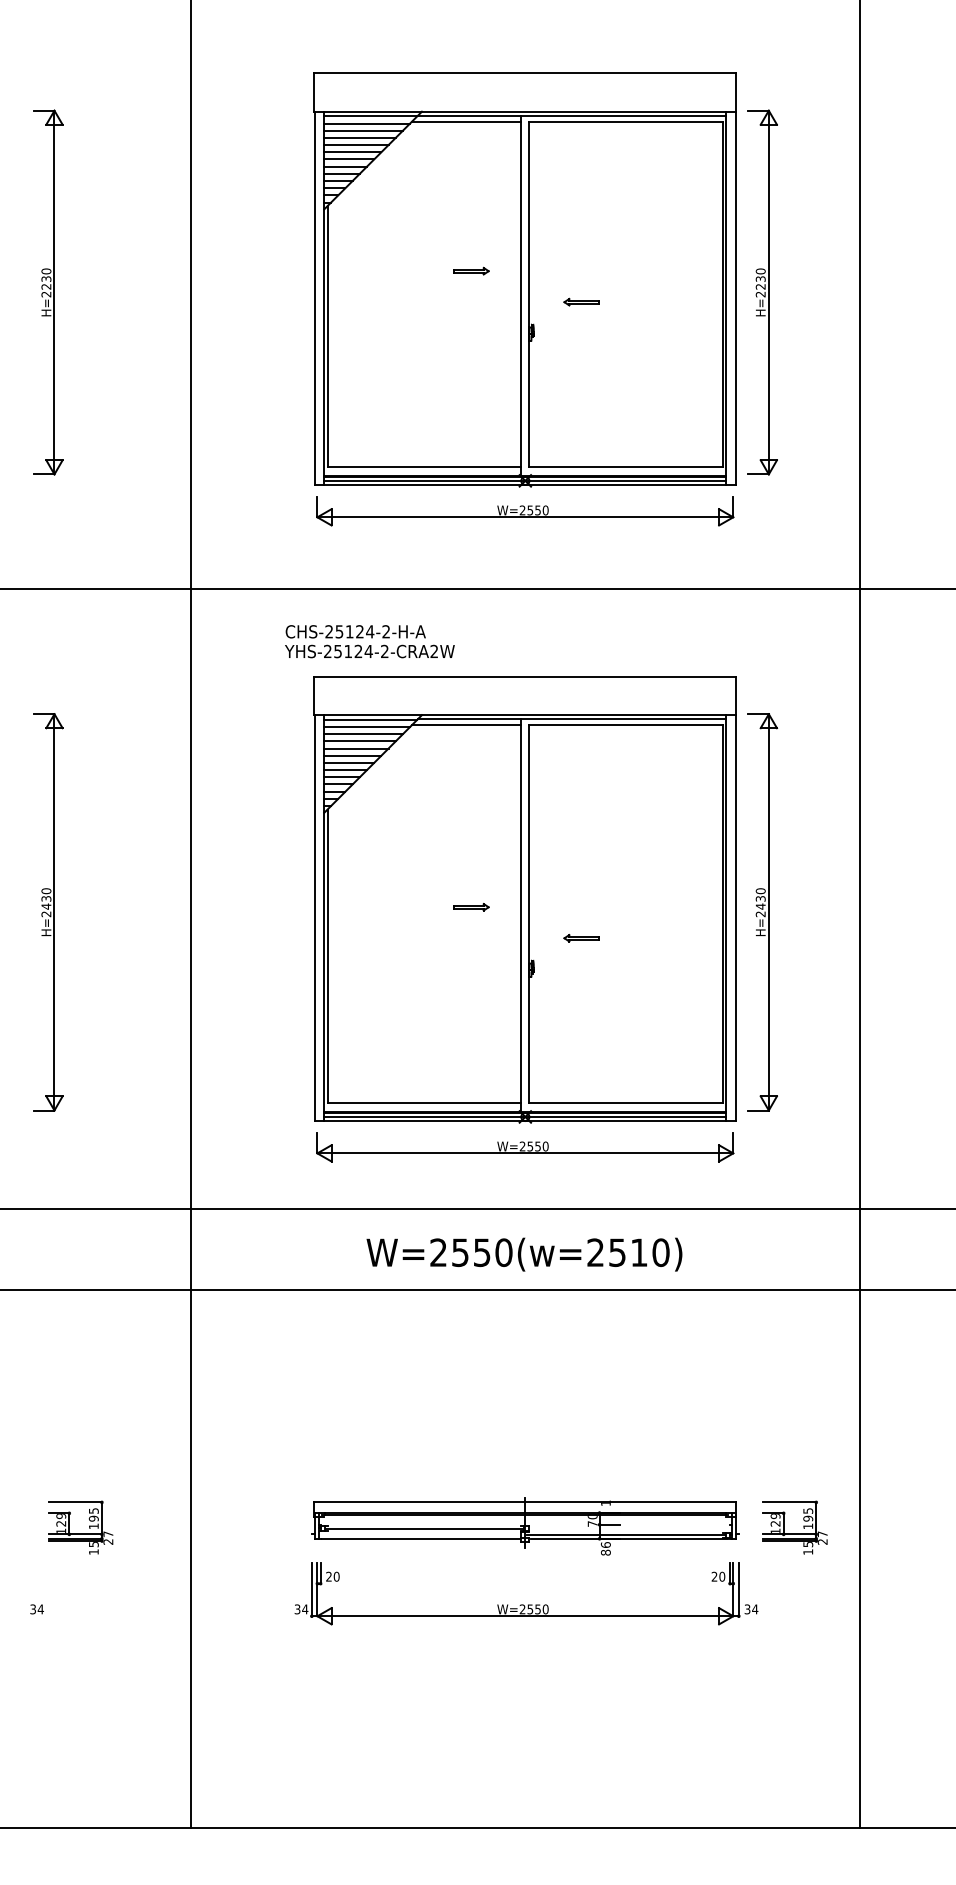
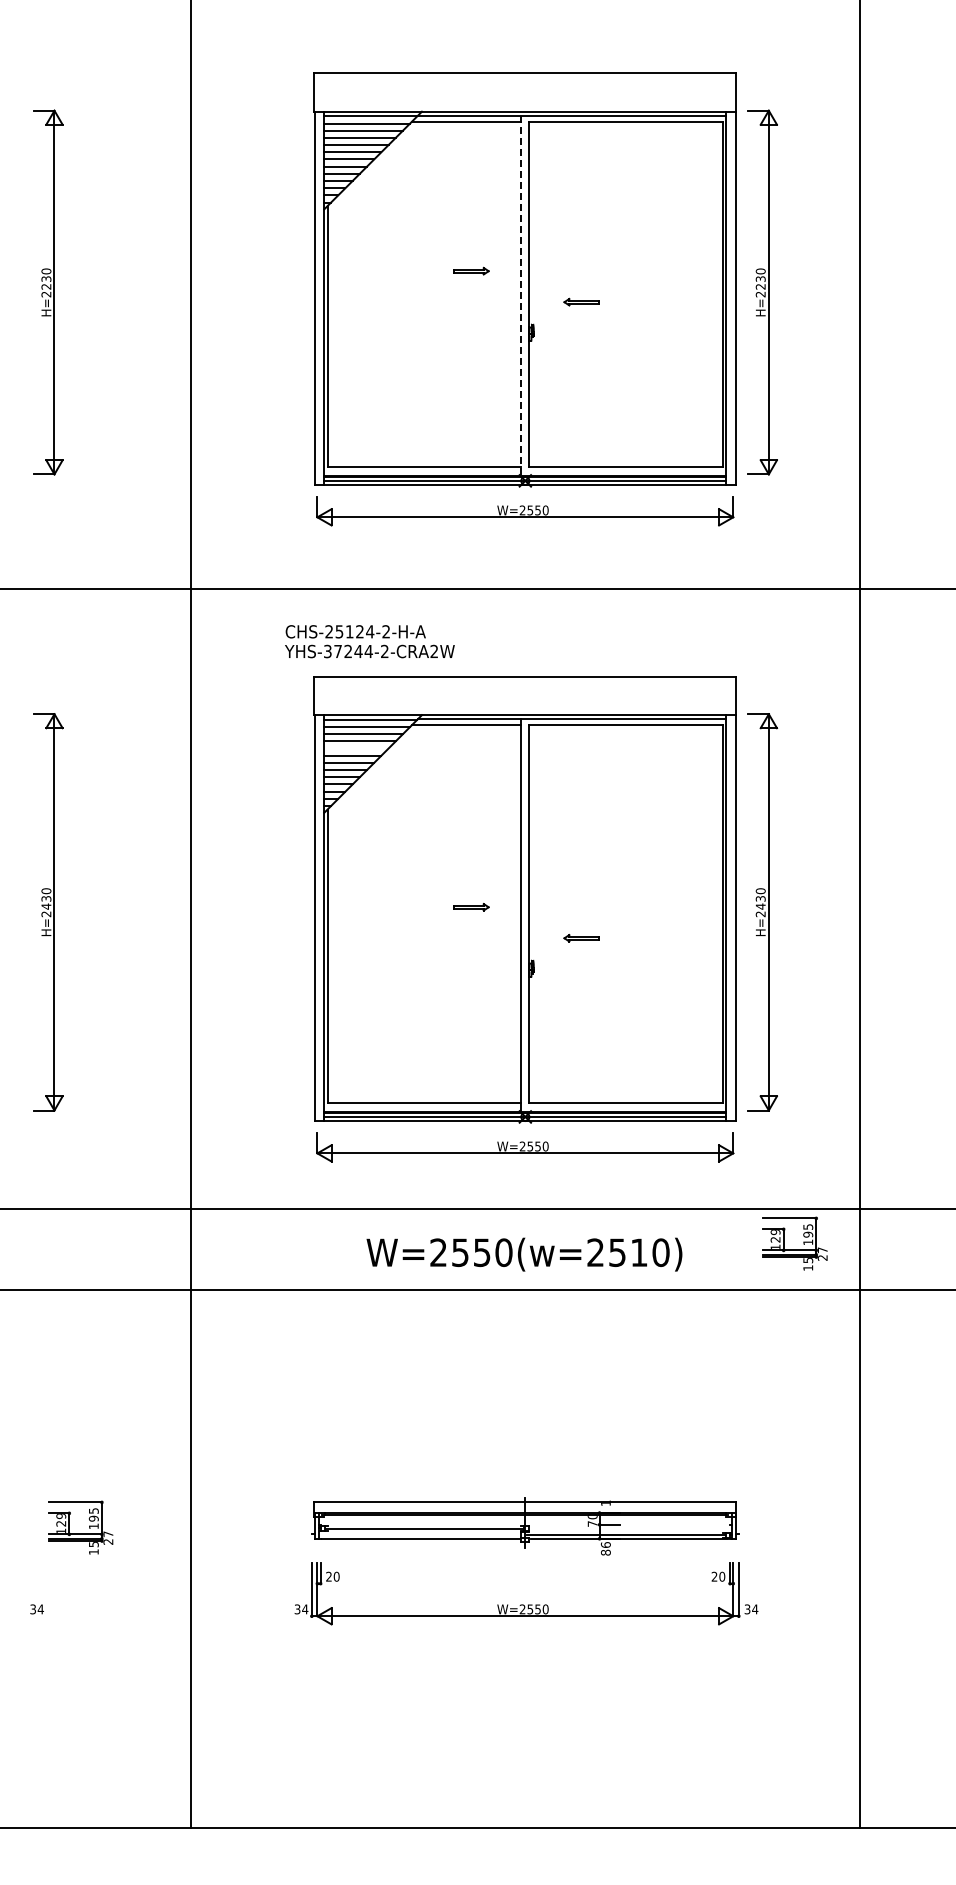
line: solid -> dashed (521, 295)
text: YHS-25124-2-CRA2W -> YHS-37244-2-CRA2W (343, 651)
line: present -> none (356, 748)
part position: (794, 1527) -> (794, 1243) (794, 1243)
